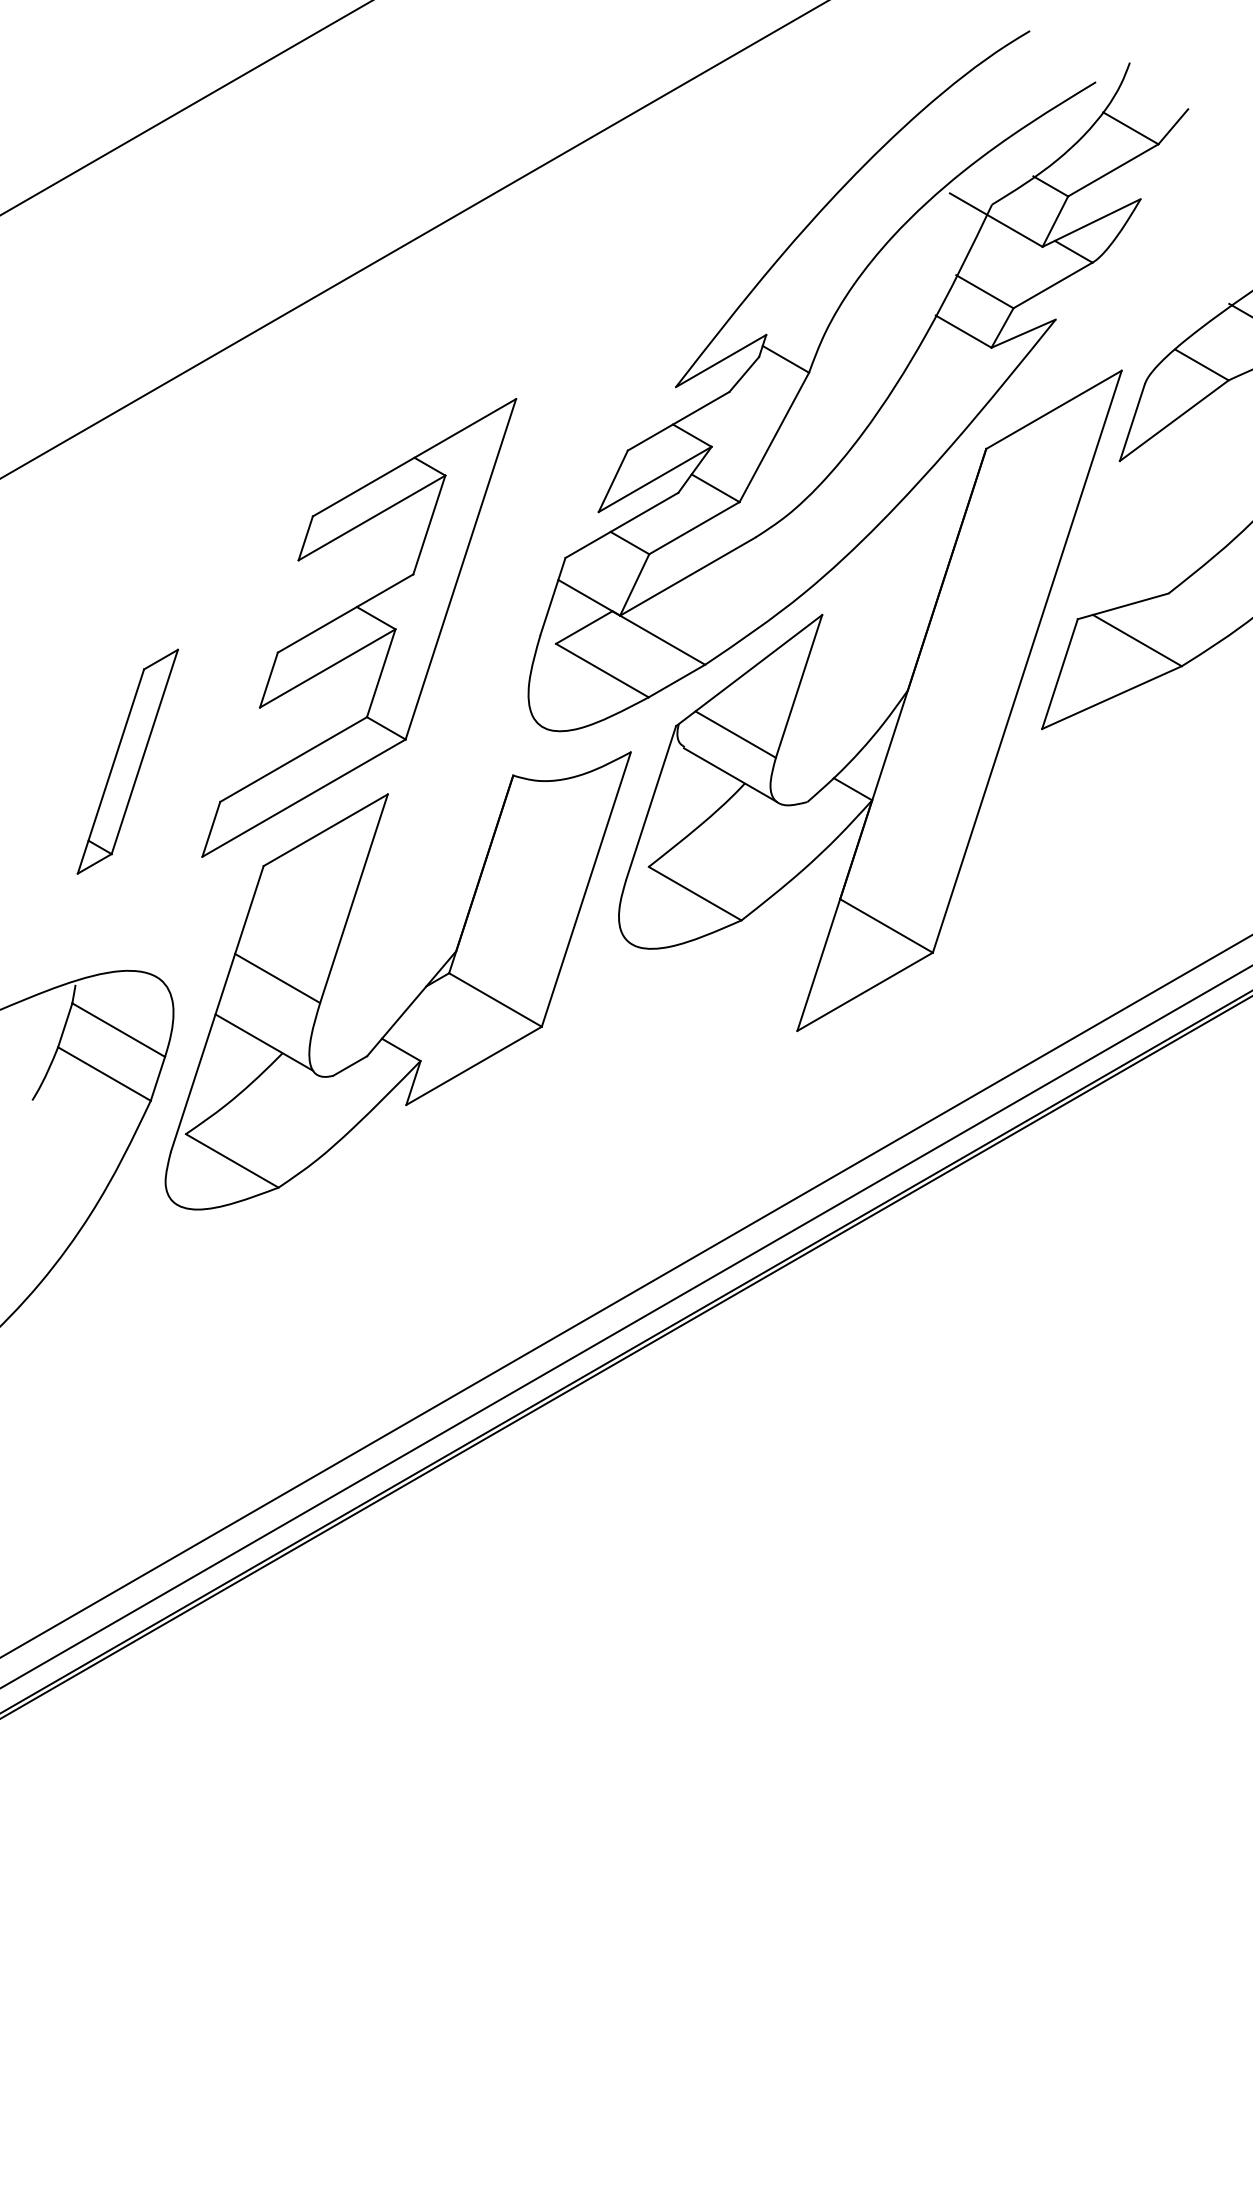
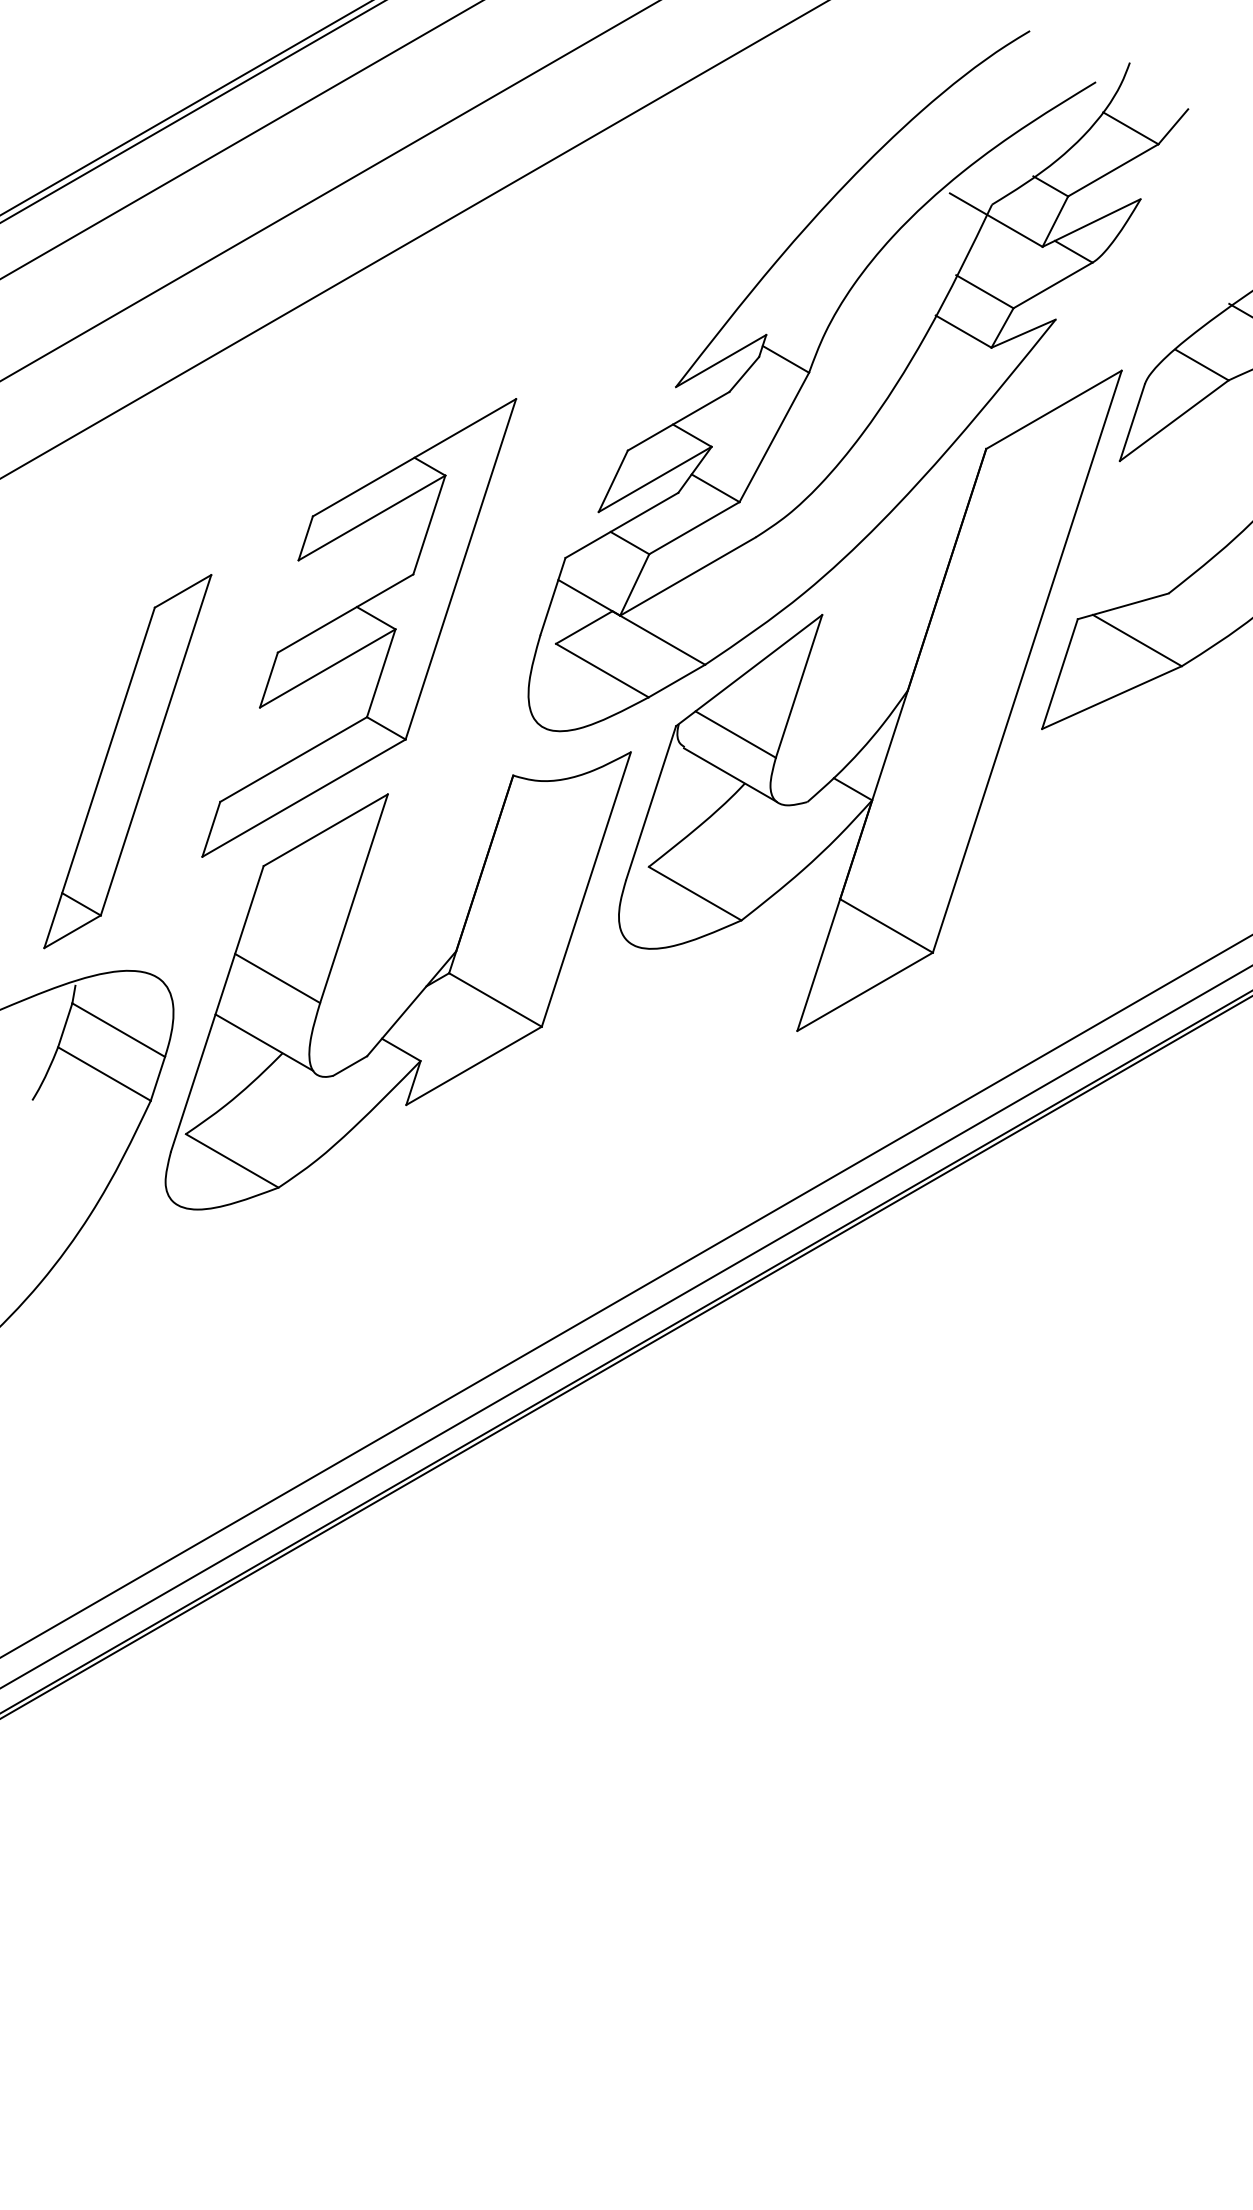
line: none -> present (192, 111)
line: none -> present (241, 140)
line: none -> present (329, 190)
part size: 103x227 px -> 170x376 px (127, 761)
